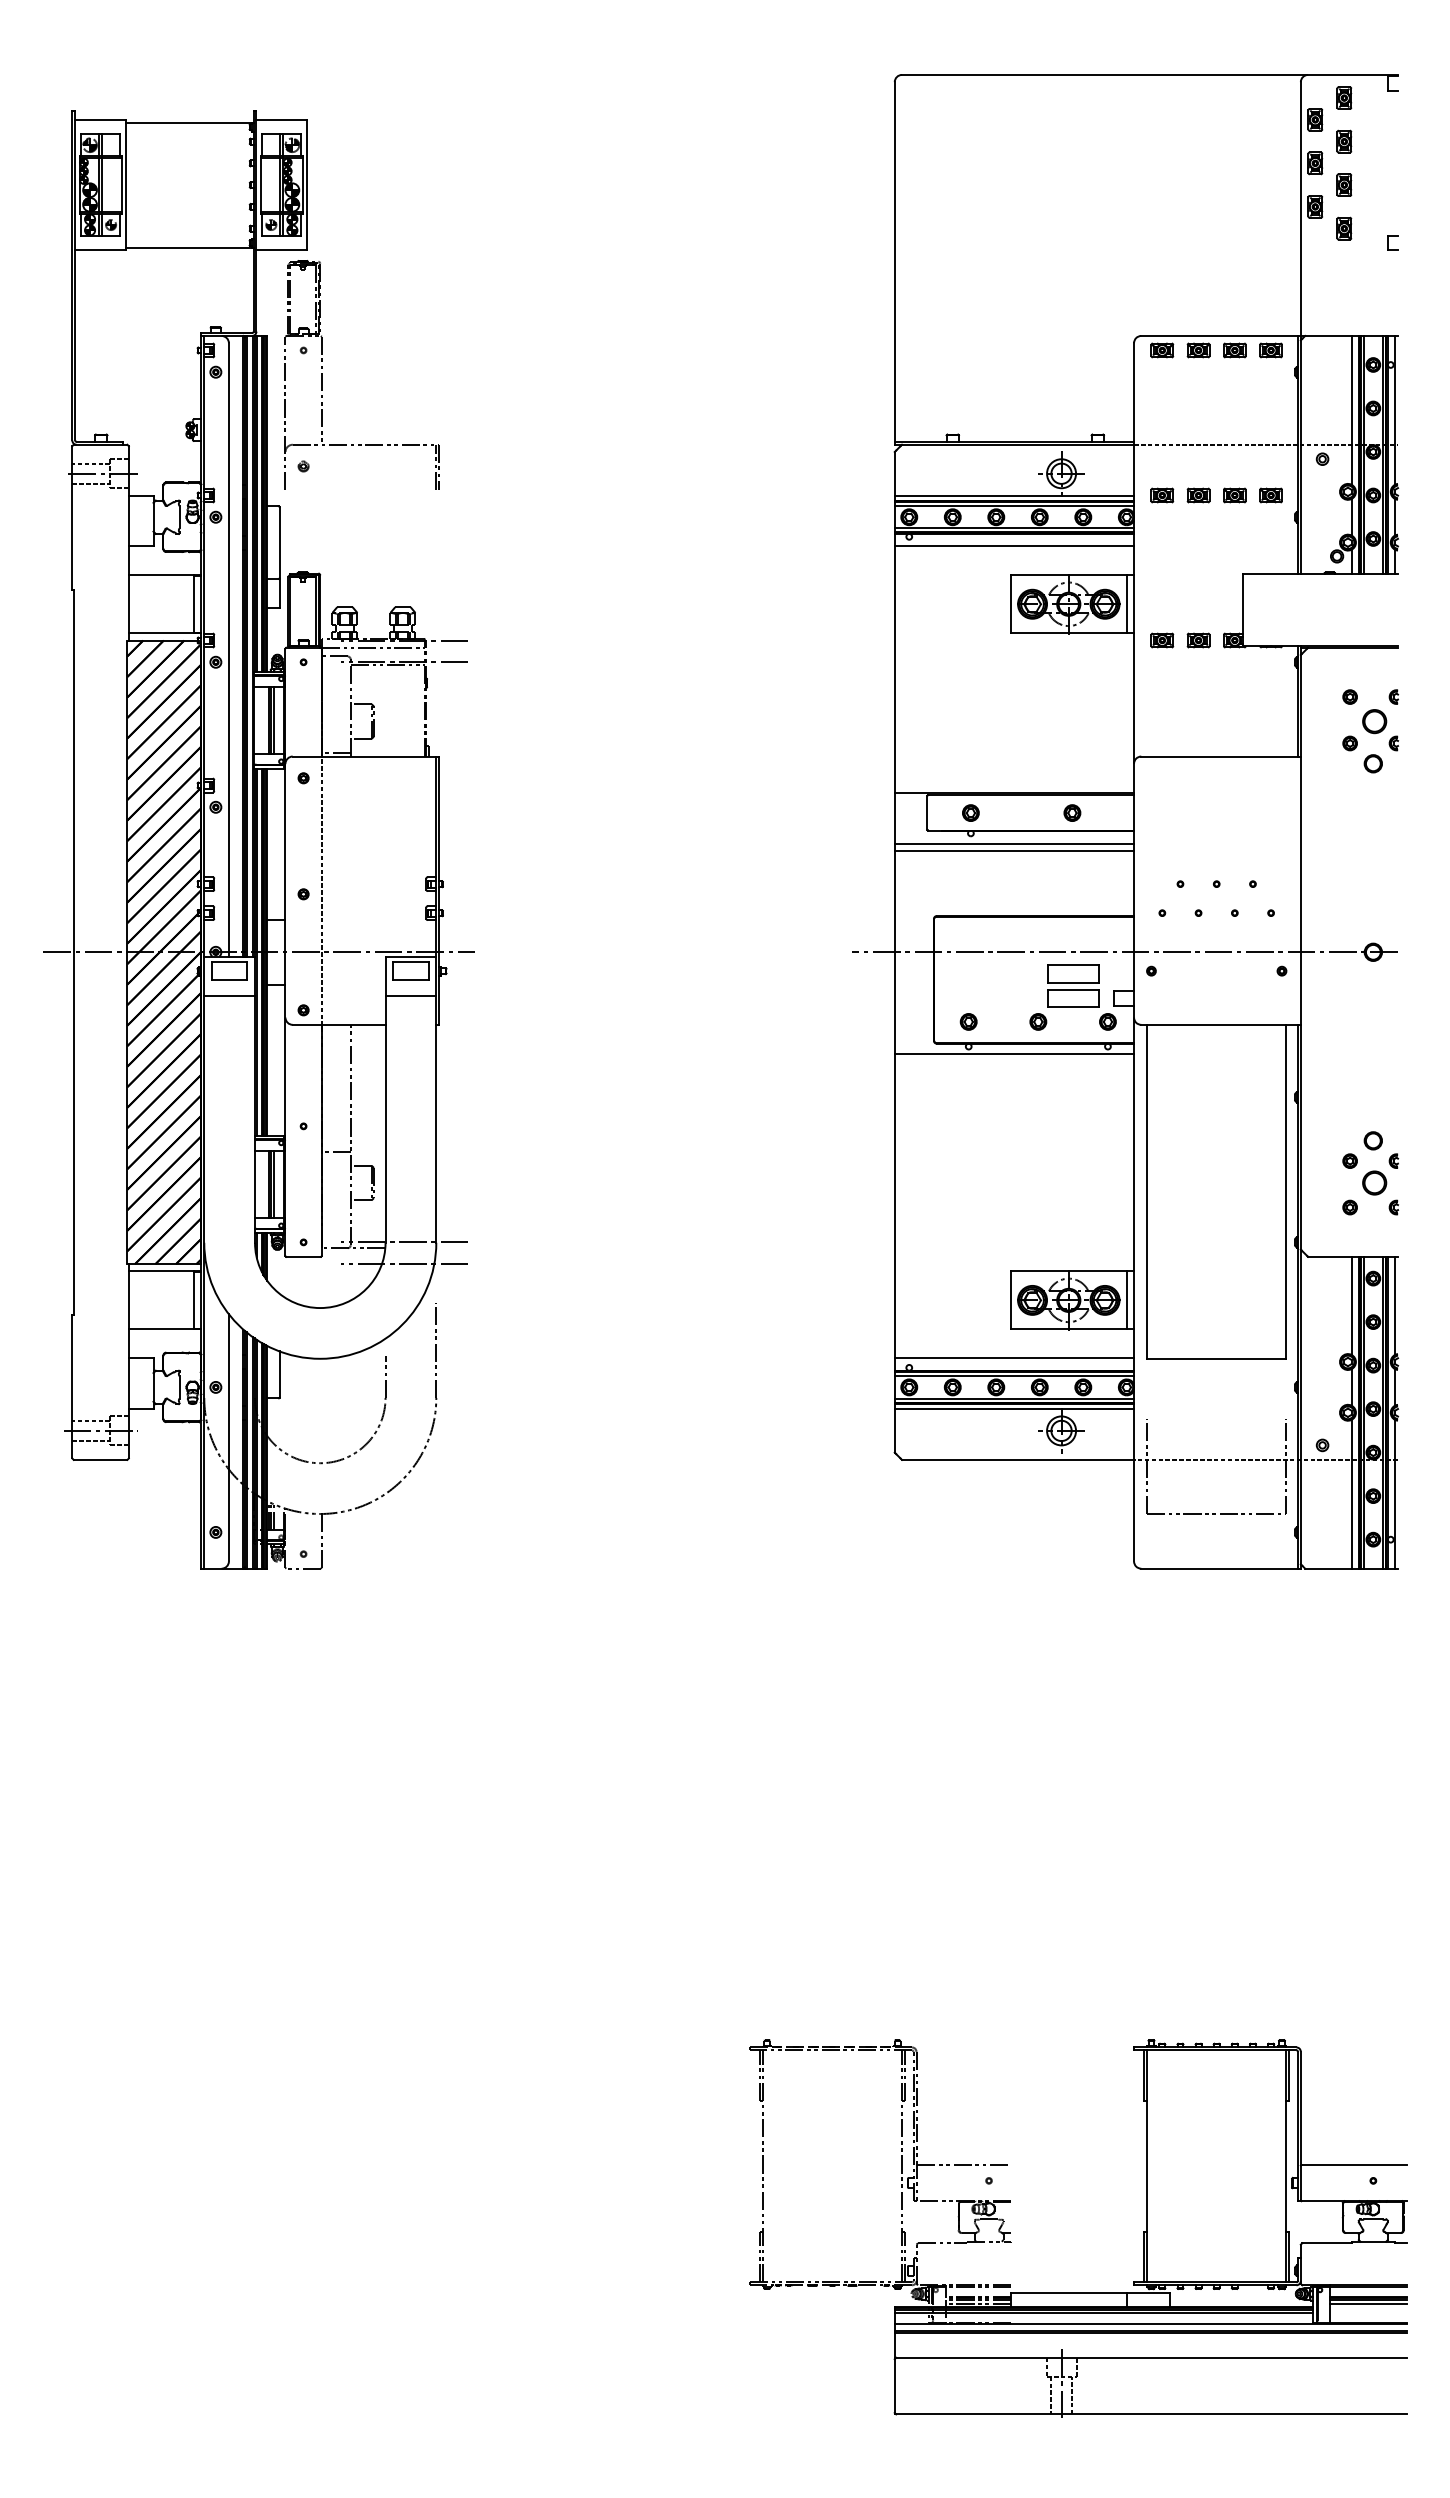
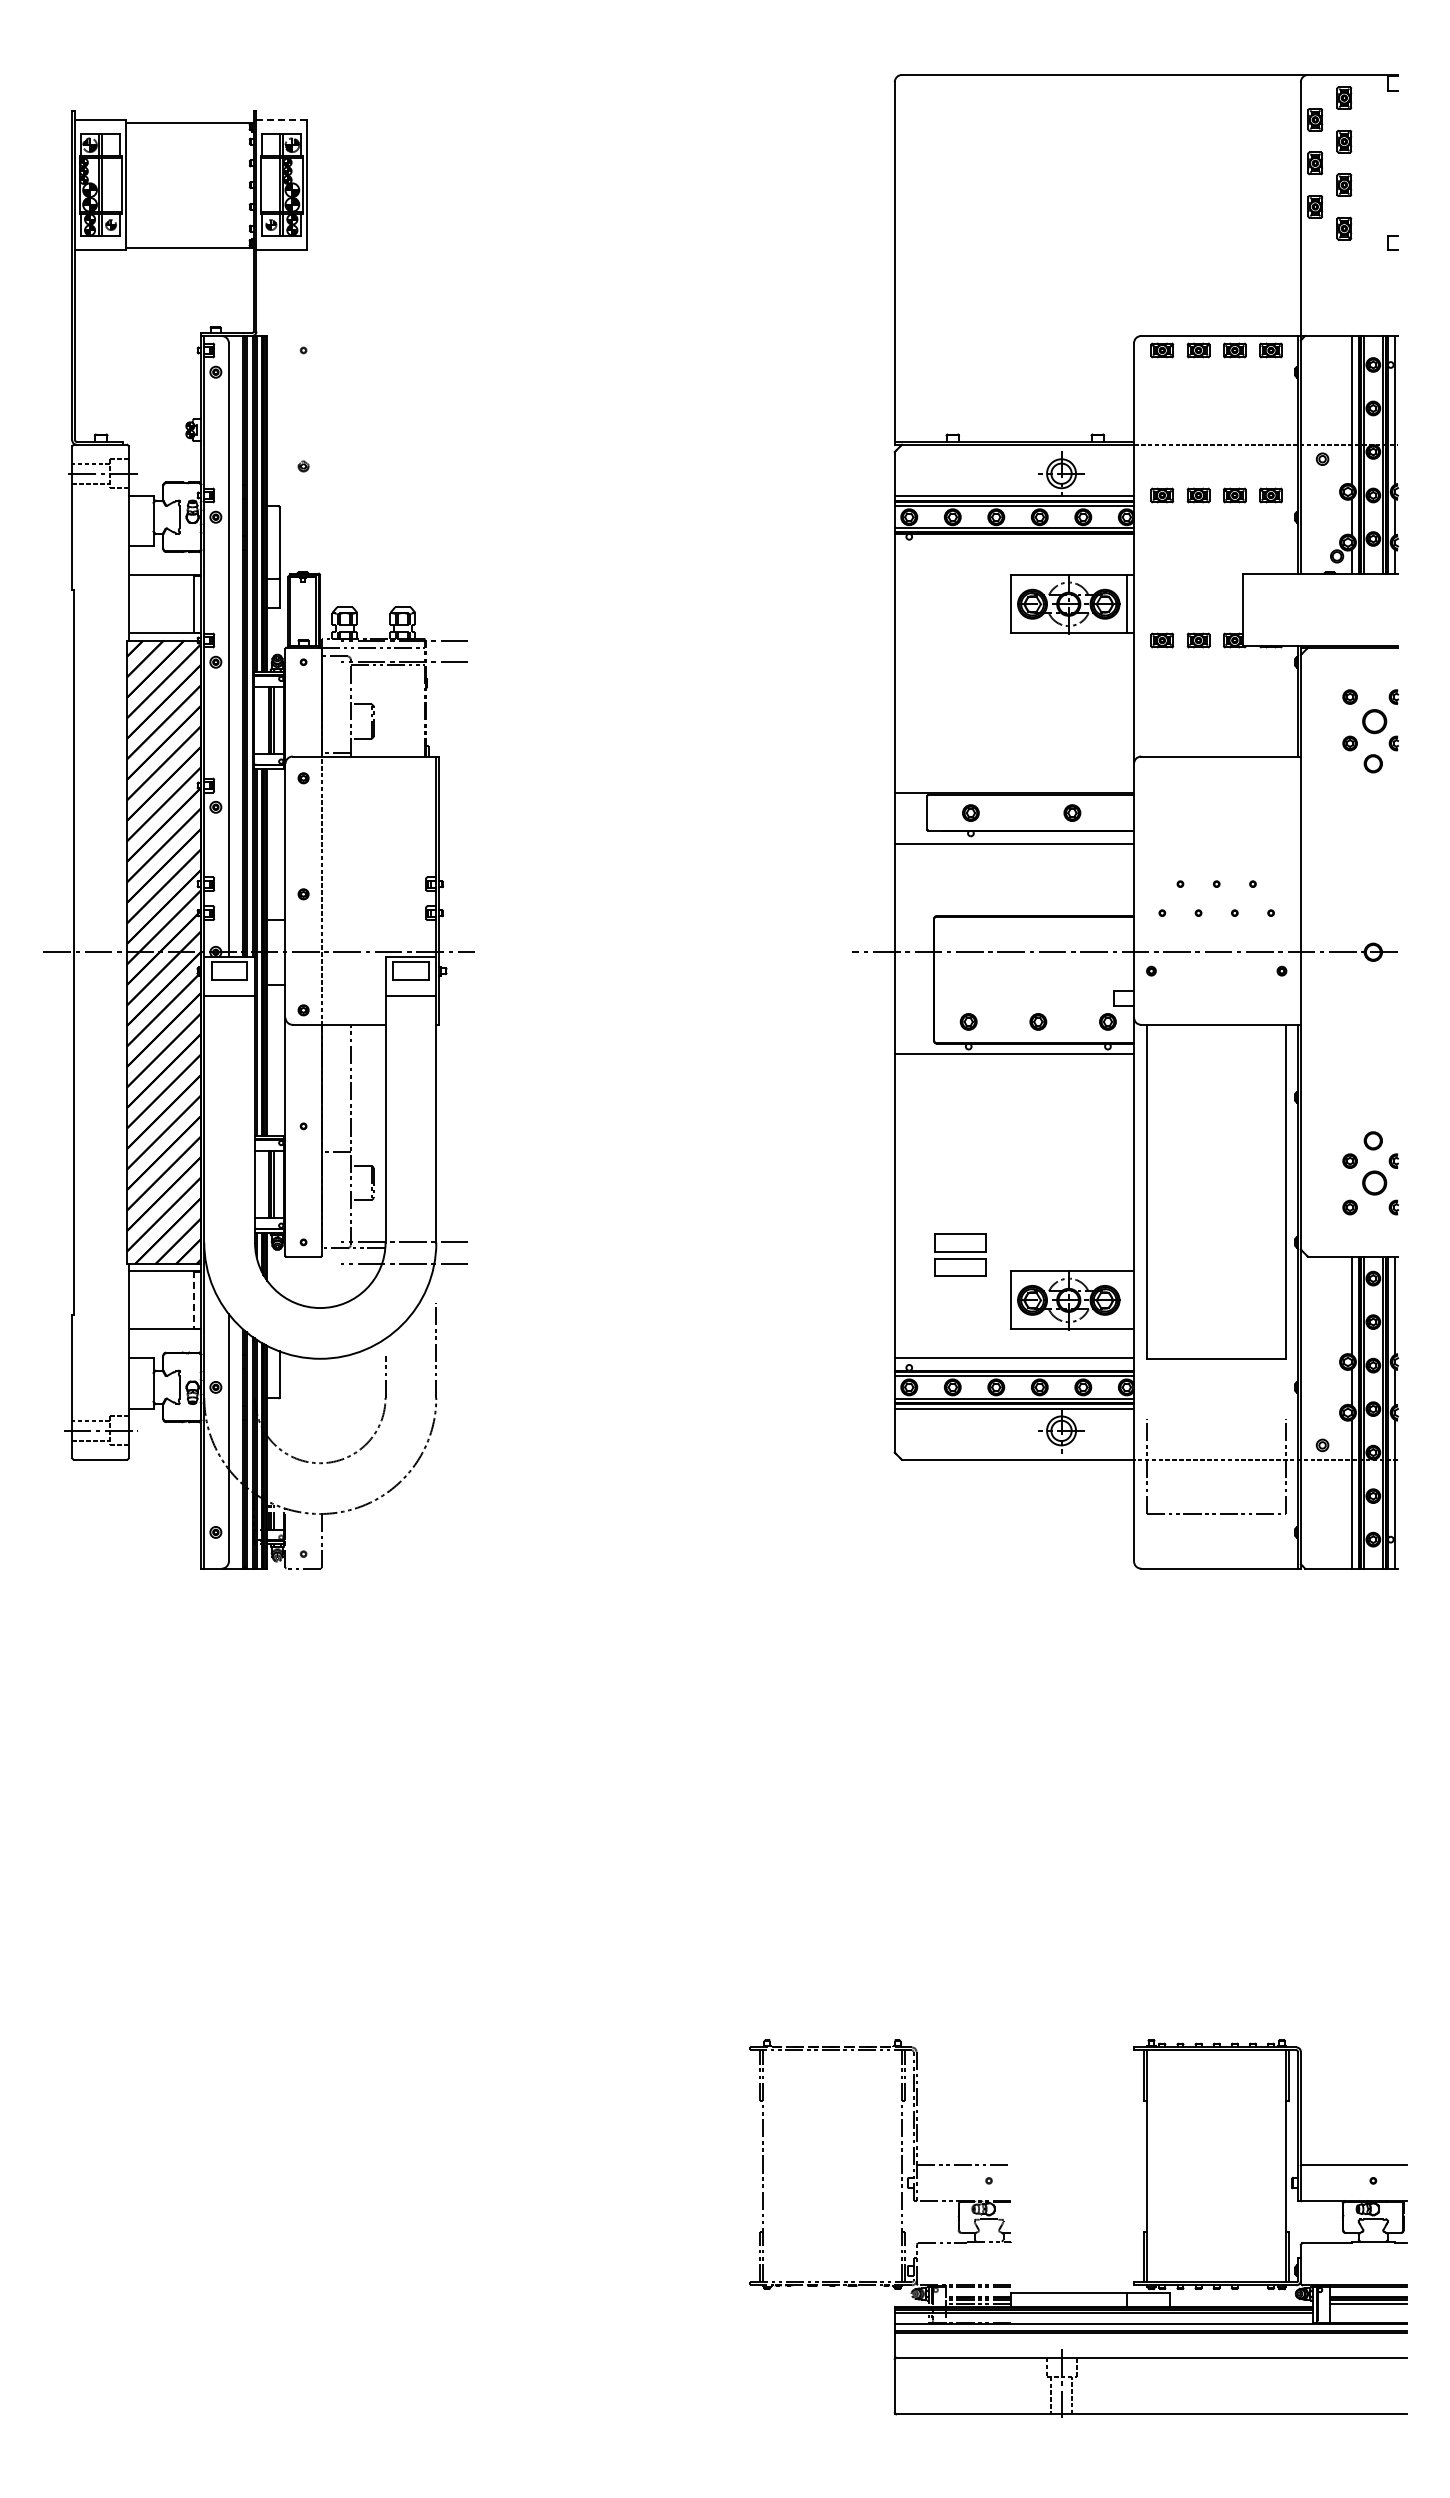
line: solid -> dashed (281, 119)
part: present -> none (322, 374)
line: present -> none (1014, 546)
line: present -> none (1014, 850)
part position: (1073, 985) -> (960, 1254) (960, 1254)
line: solid -> dashed (194, 1300)
line: present -> none (1126, 1300)
